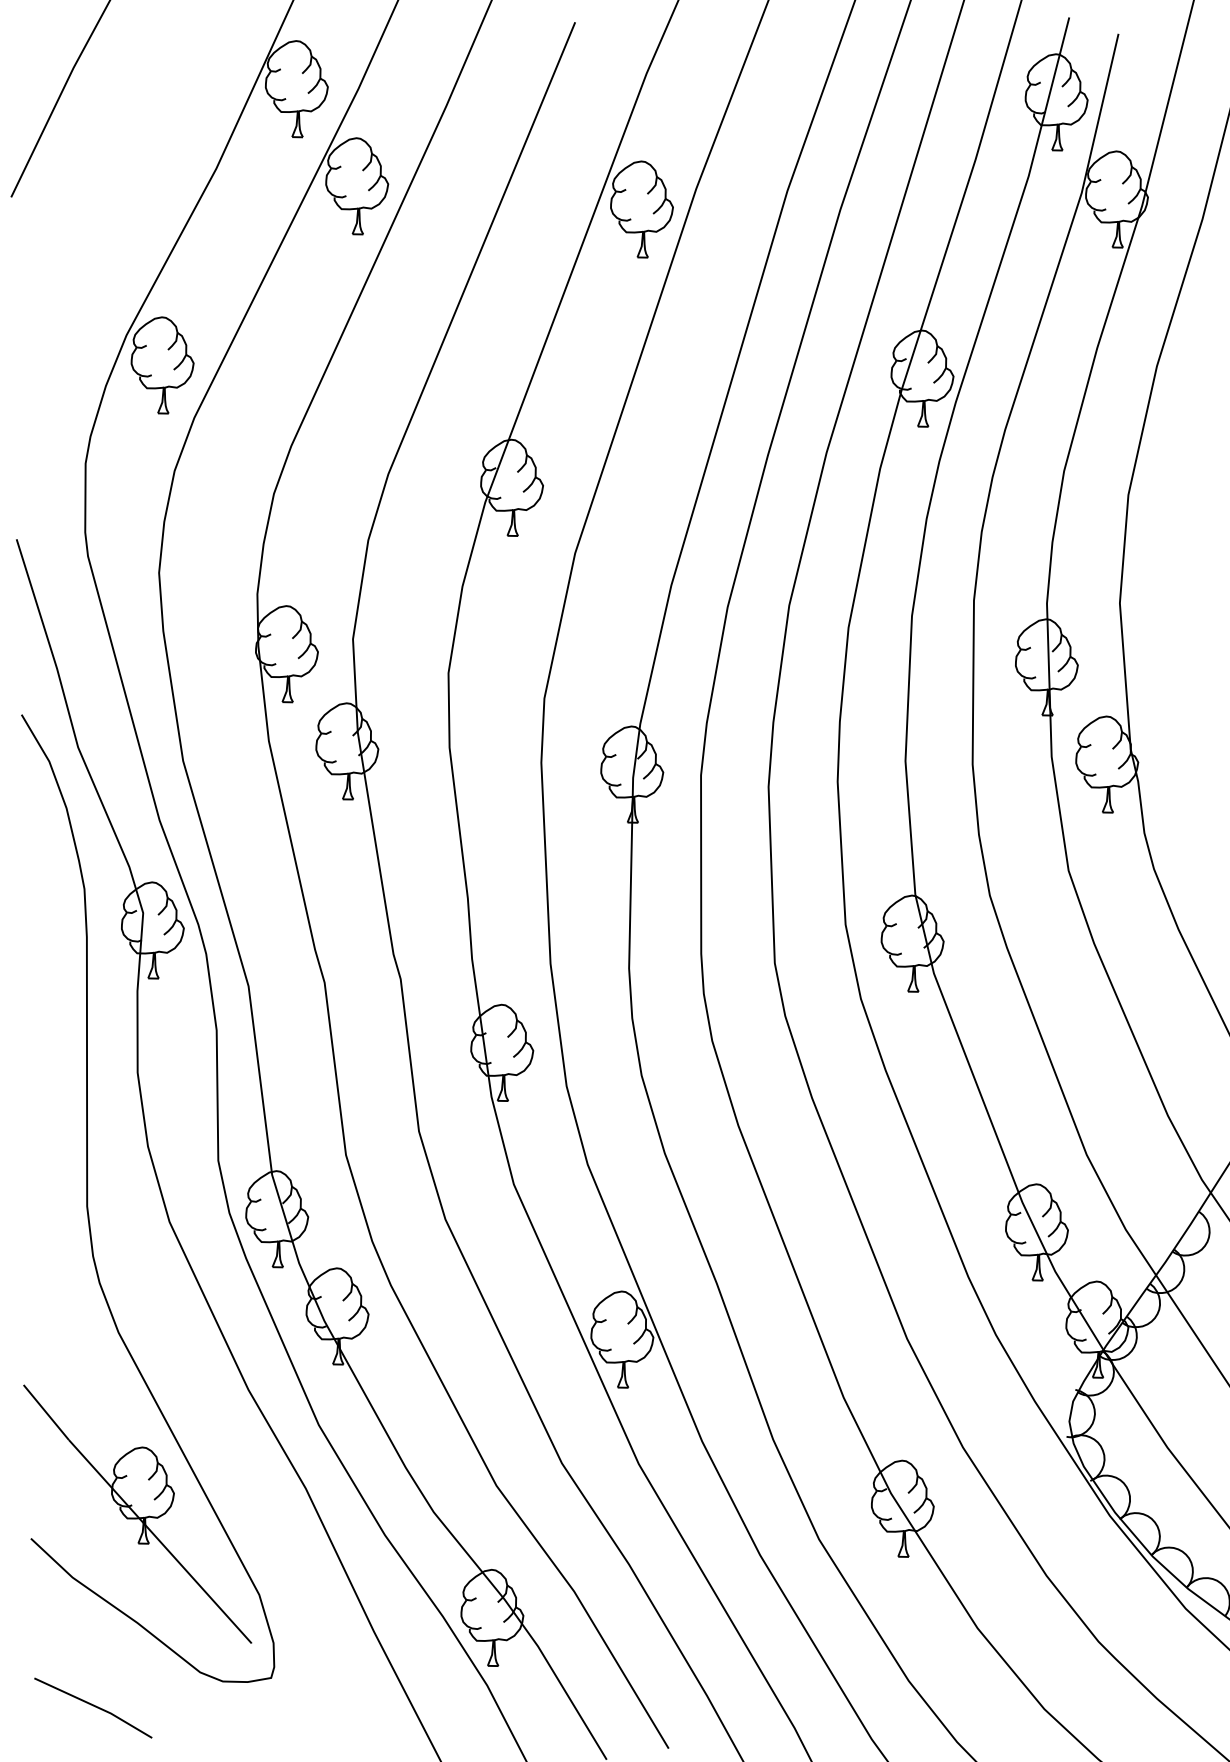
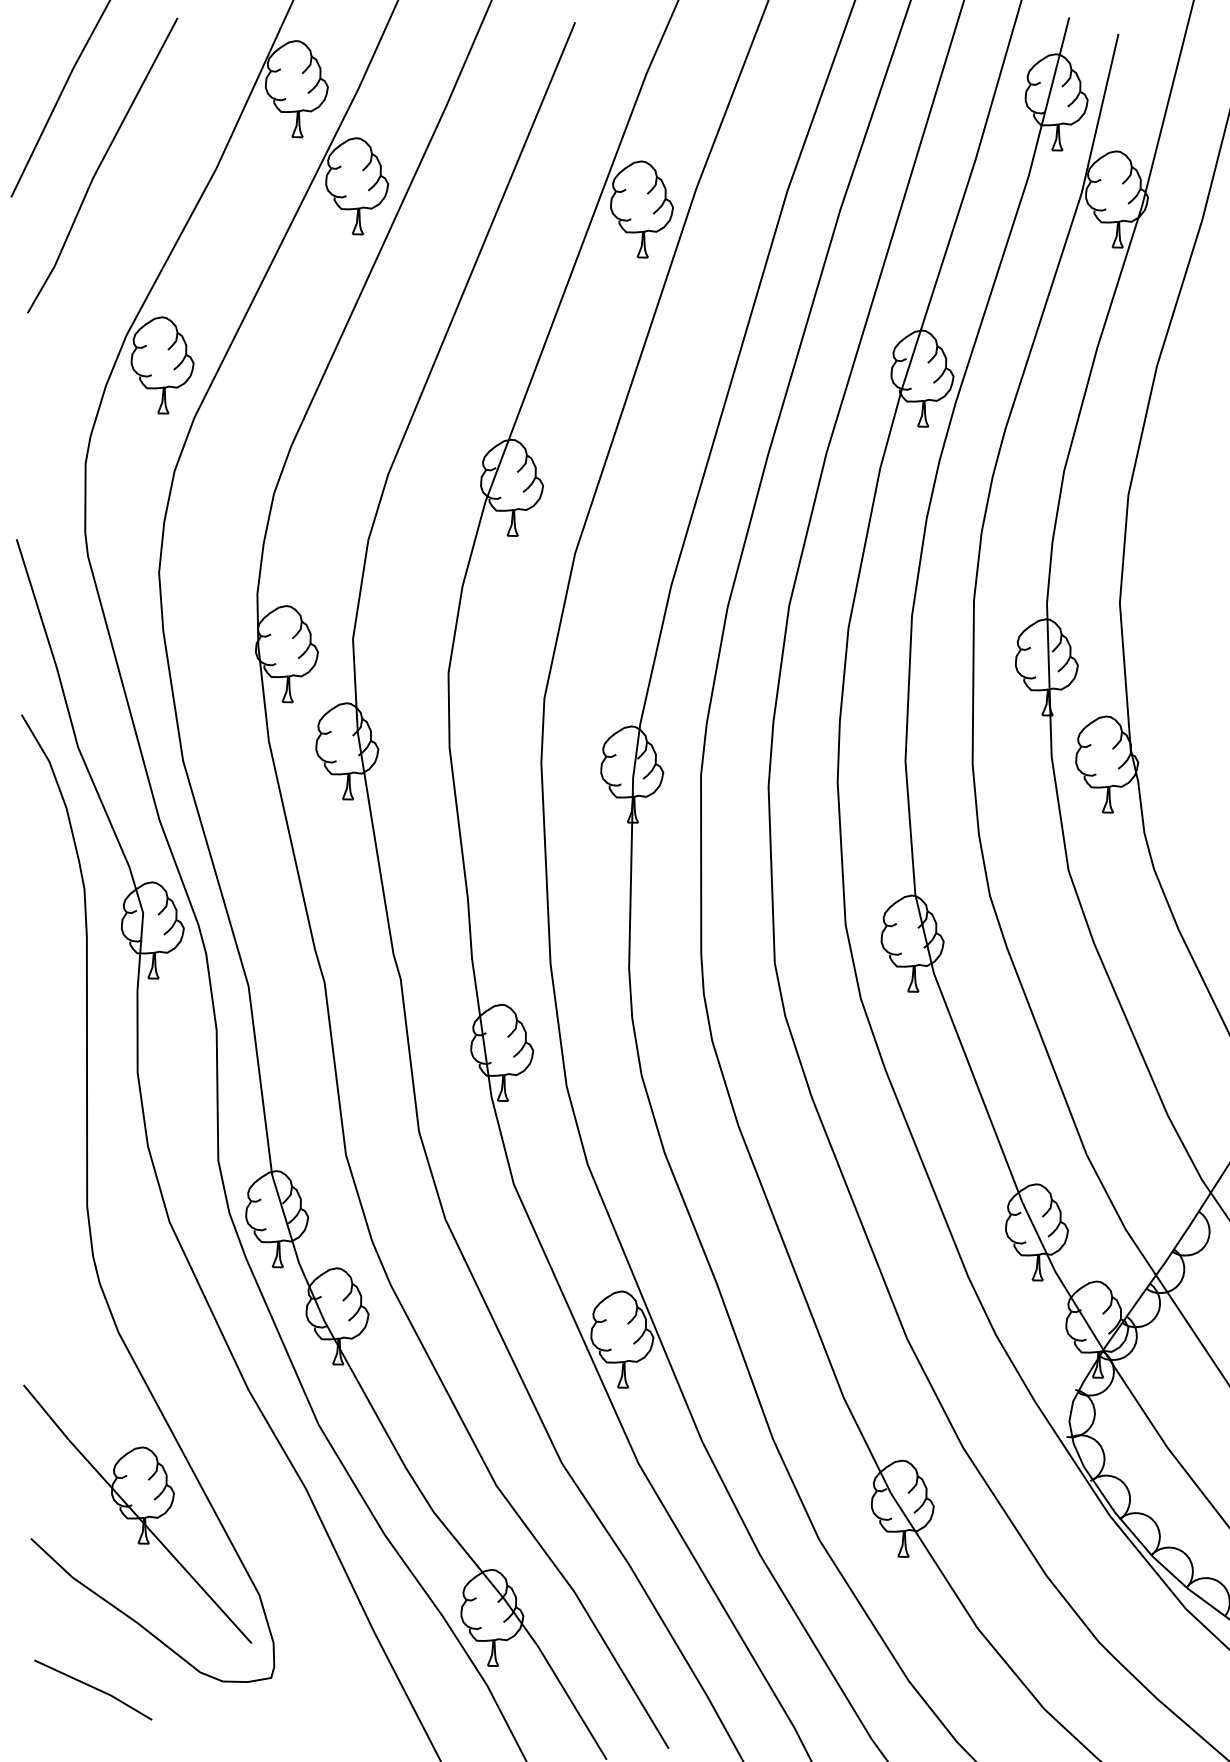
line: none -> present (101, 164)
line position: (93, 1706) -> (93, 1688) (93, 1688)
